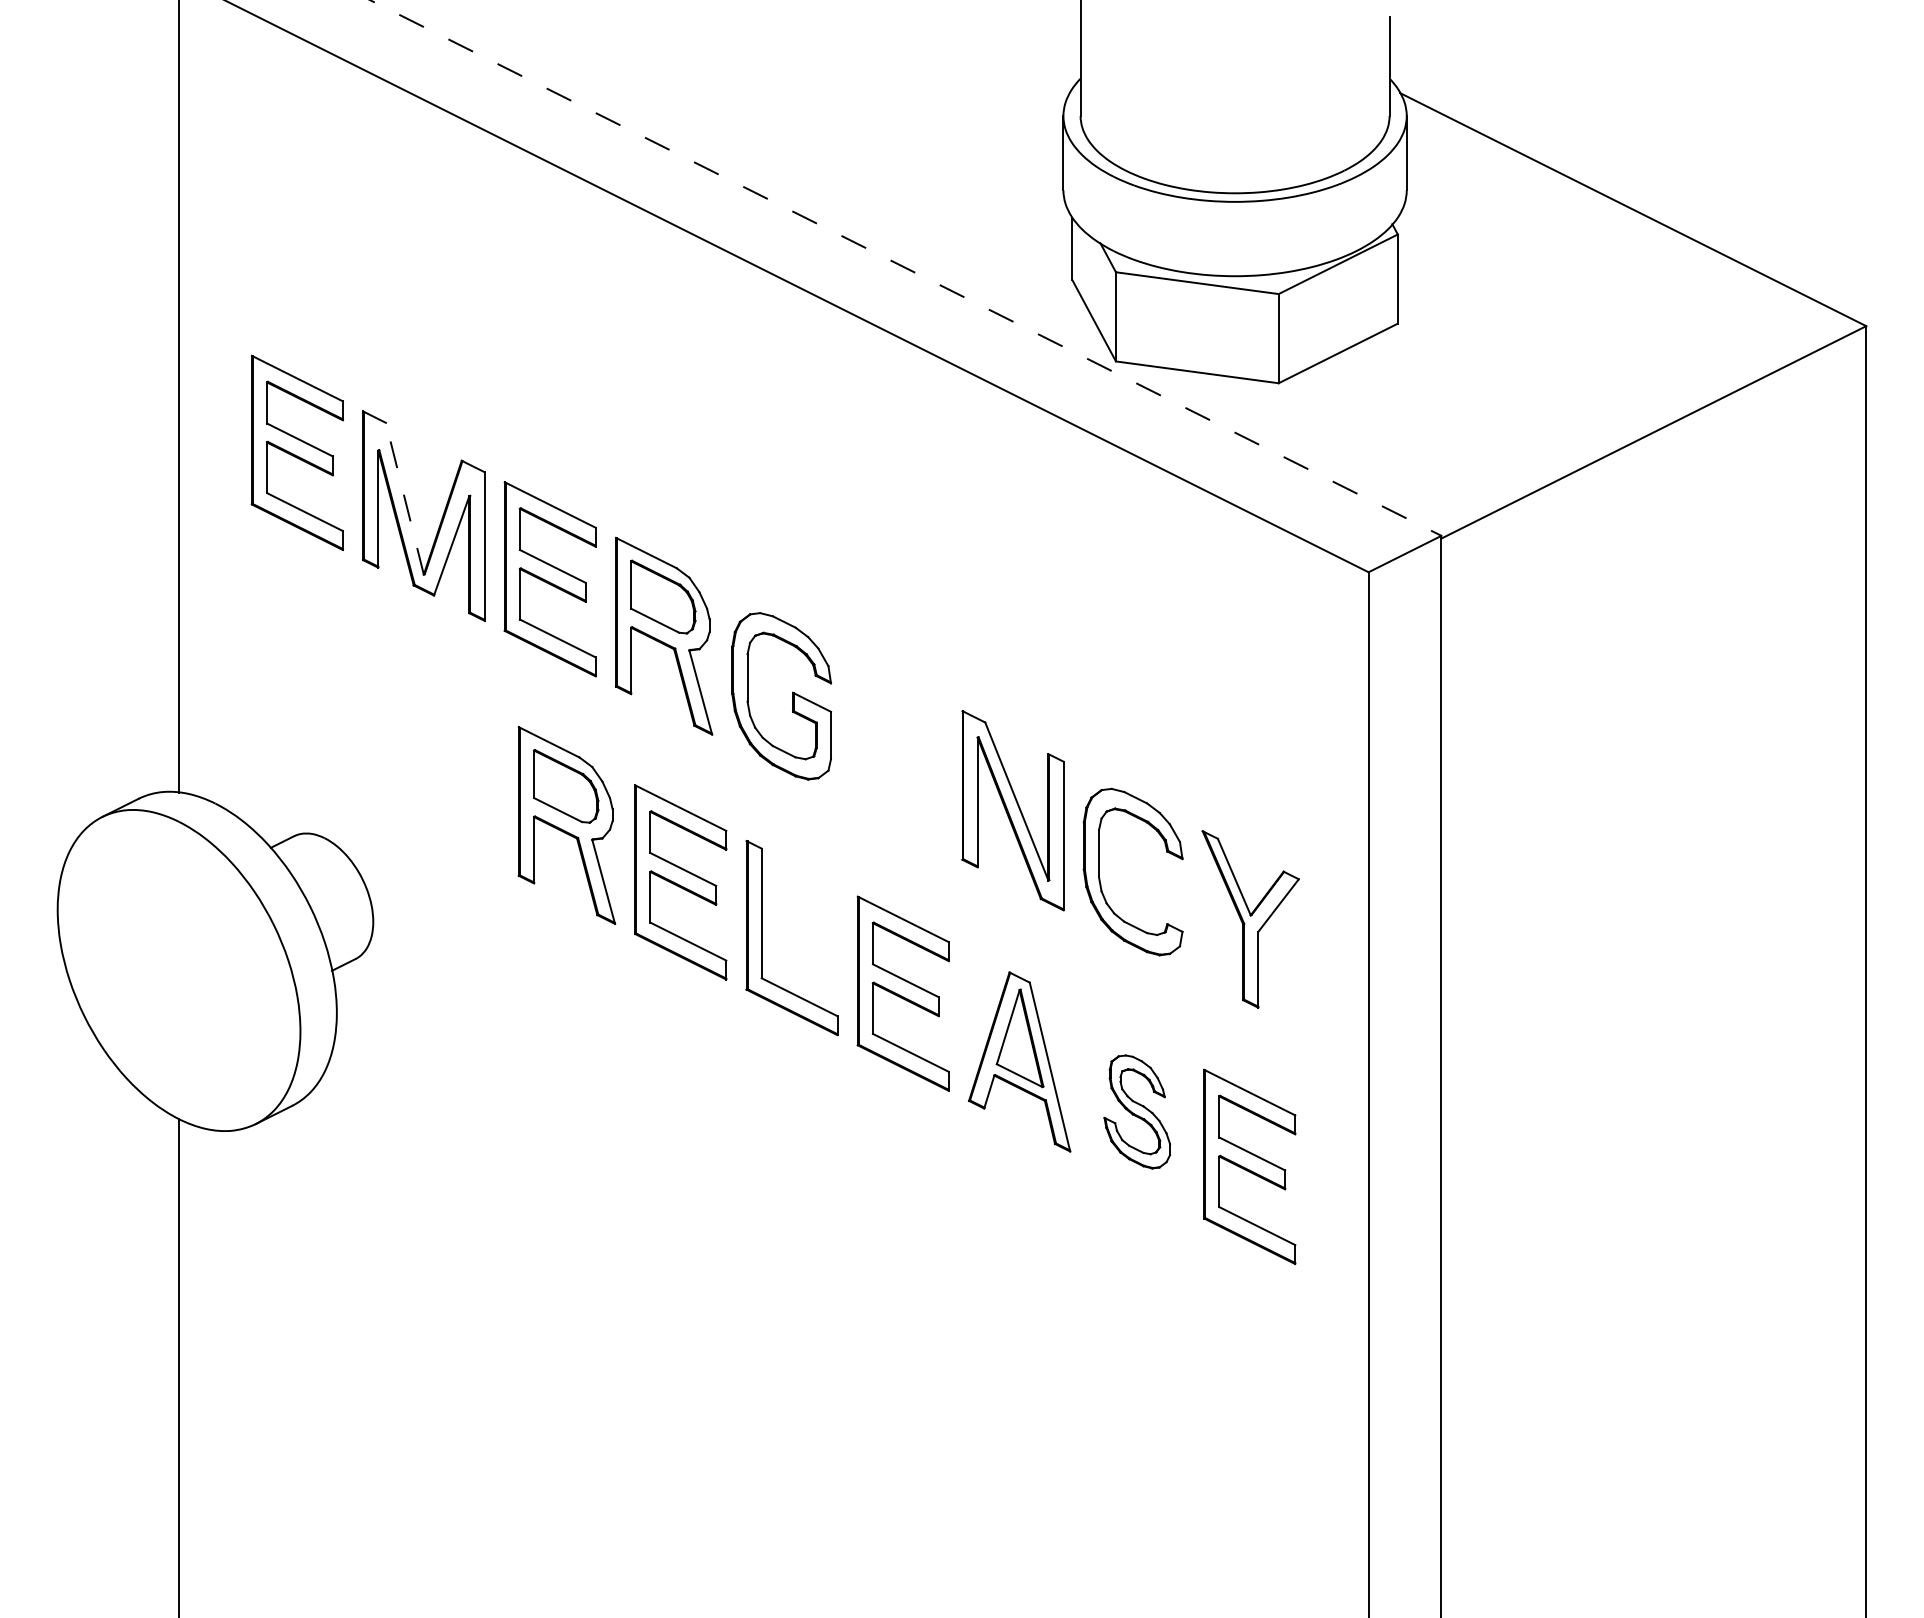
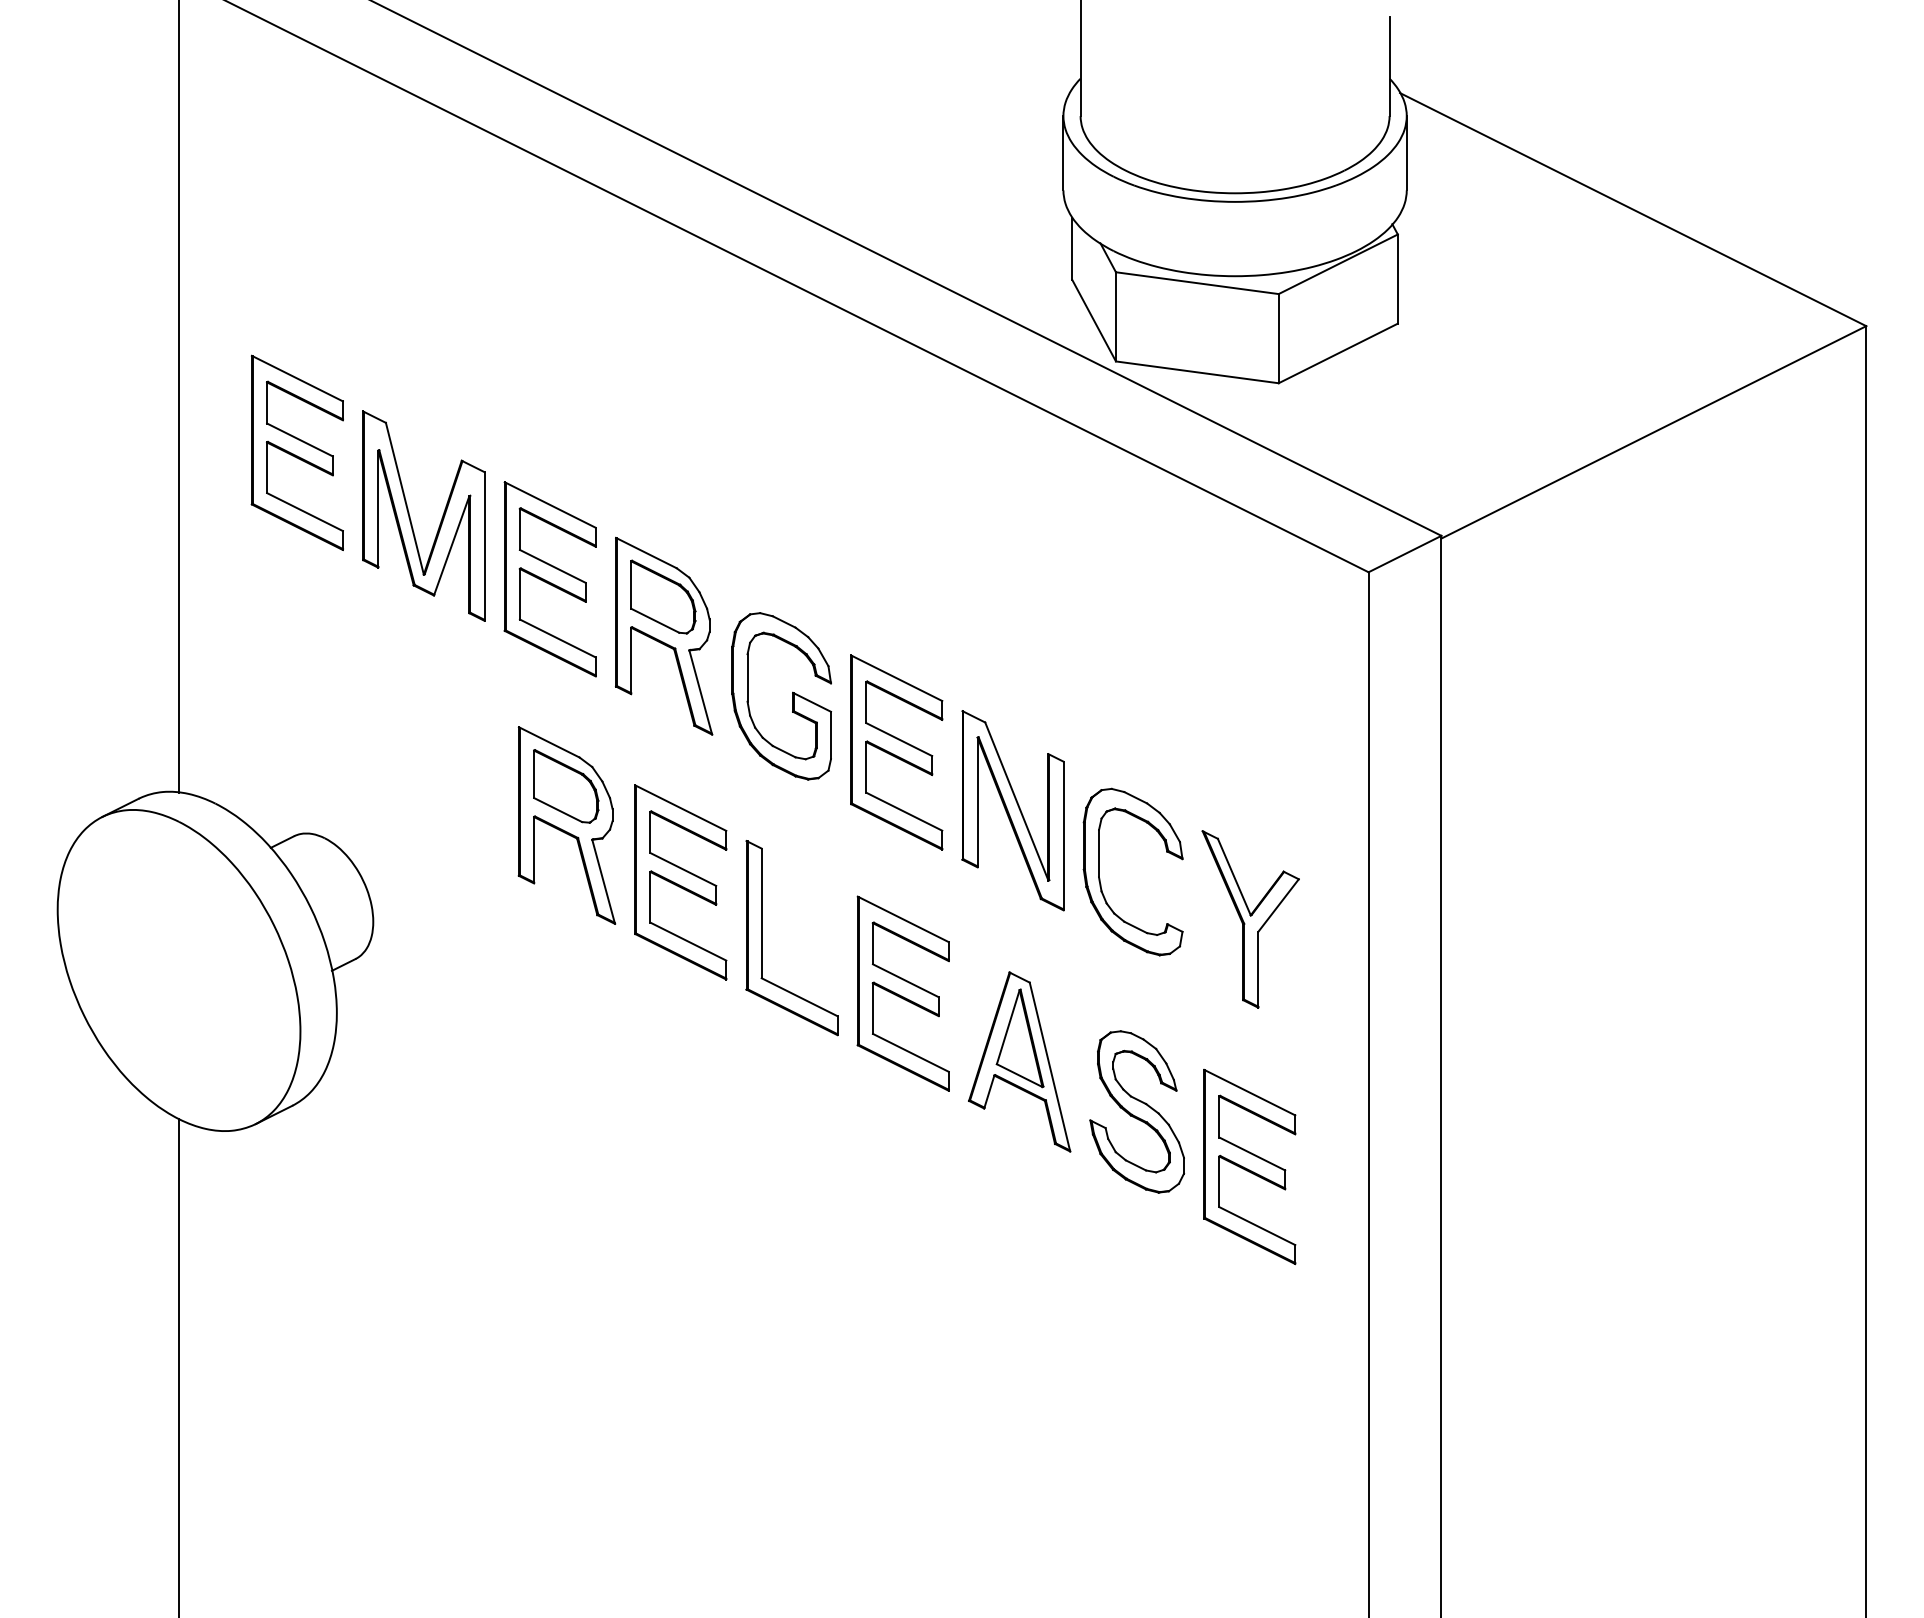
line: dashed -> solid (905, 267)
line: dashed -> solid (404, 498)
part: none -> present (896, 752)
part size: 69x116 px -> 97x164 px (1137, 1111)
